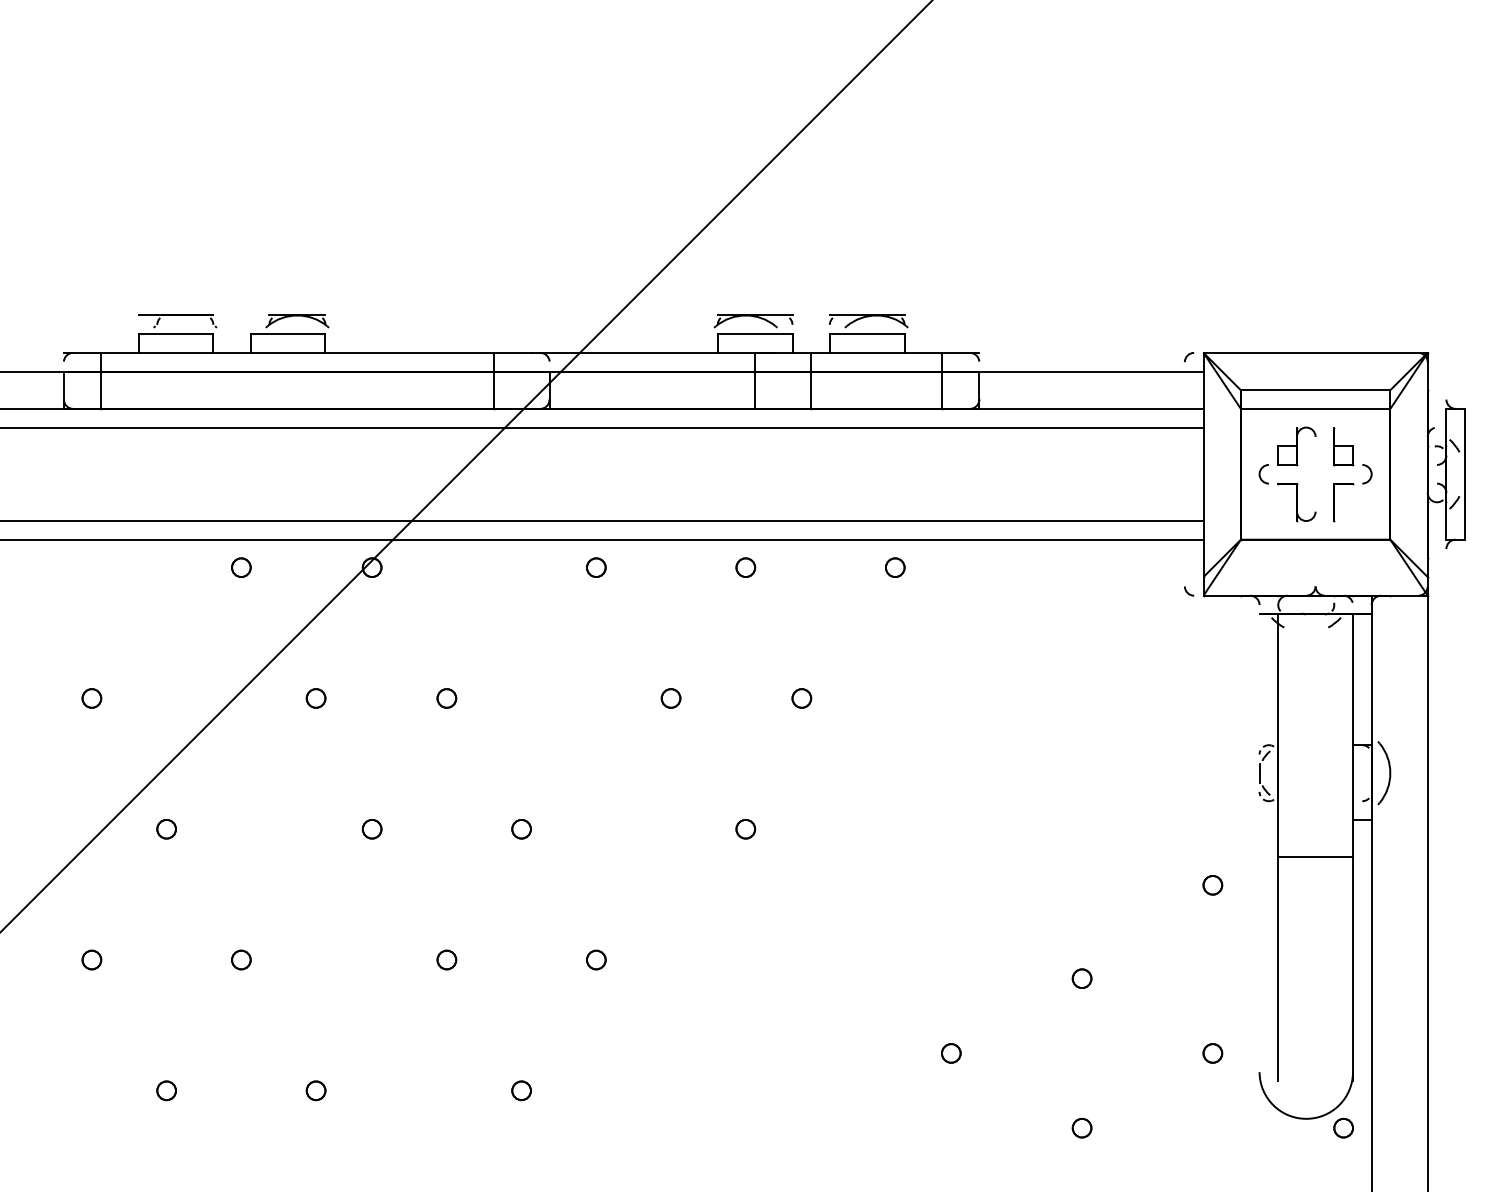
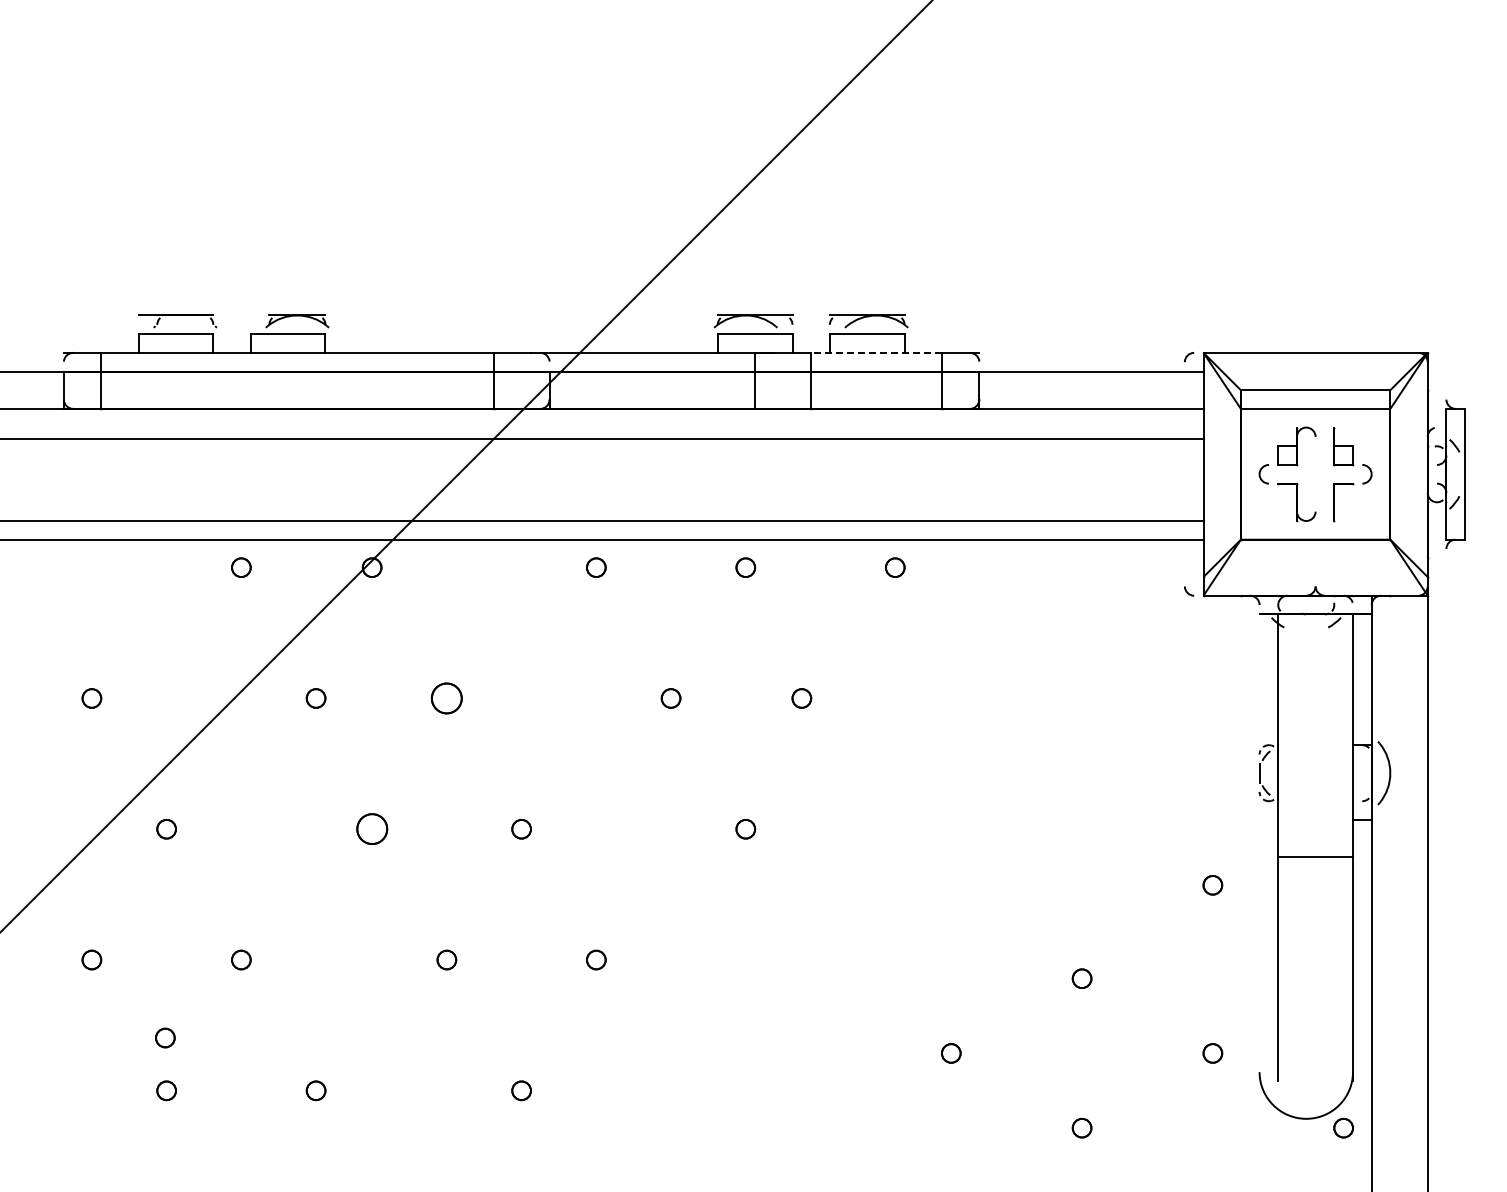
line: solid -> dashed (876, 352)
line position: (602, 427) -> (602, 438) (602, 438)
part size: 22x21 px -> 33x33 px (446, 698)
part size: 22x21 px -> 33x32 px (372, 828)
part: none -> present (165, 1037)
